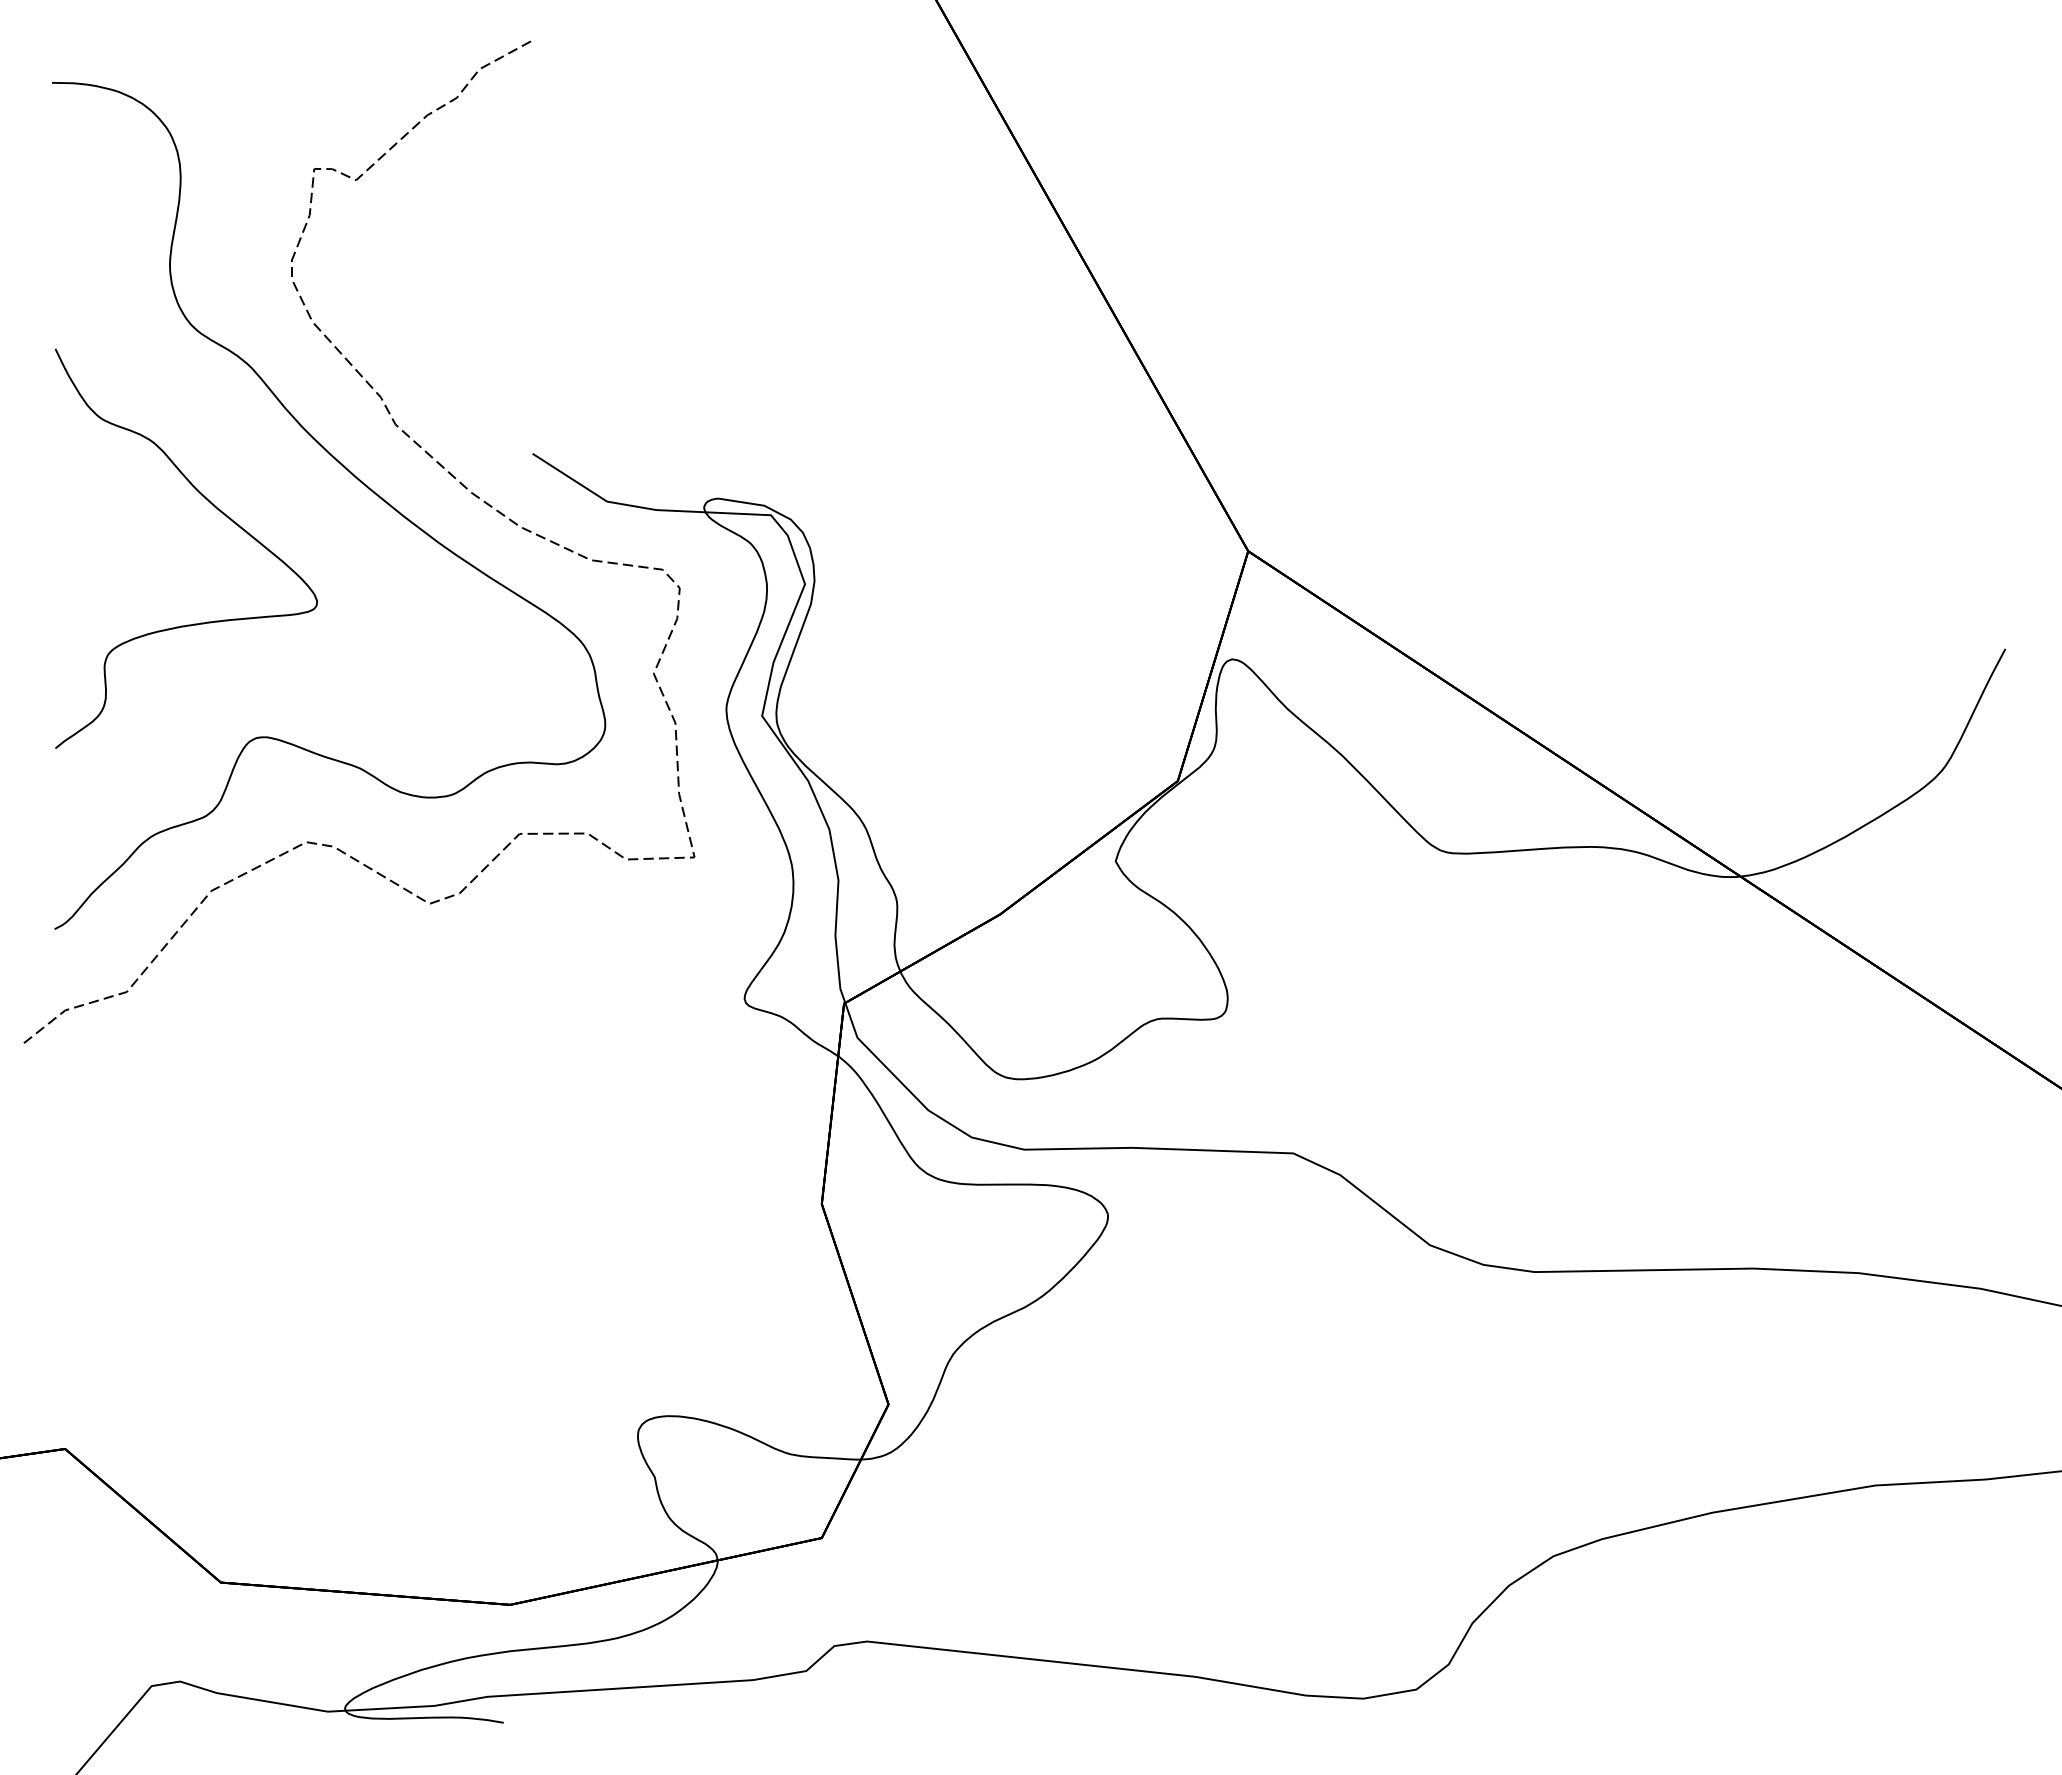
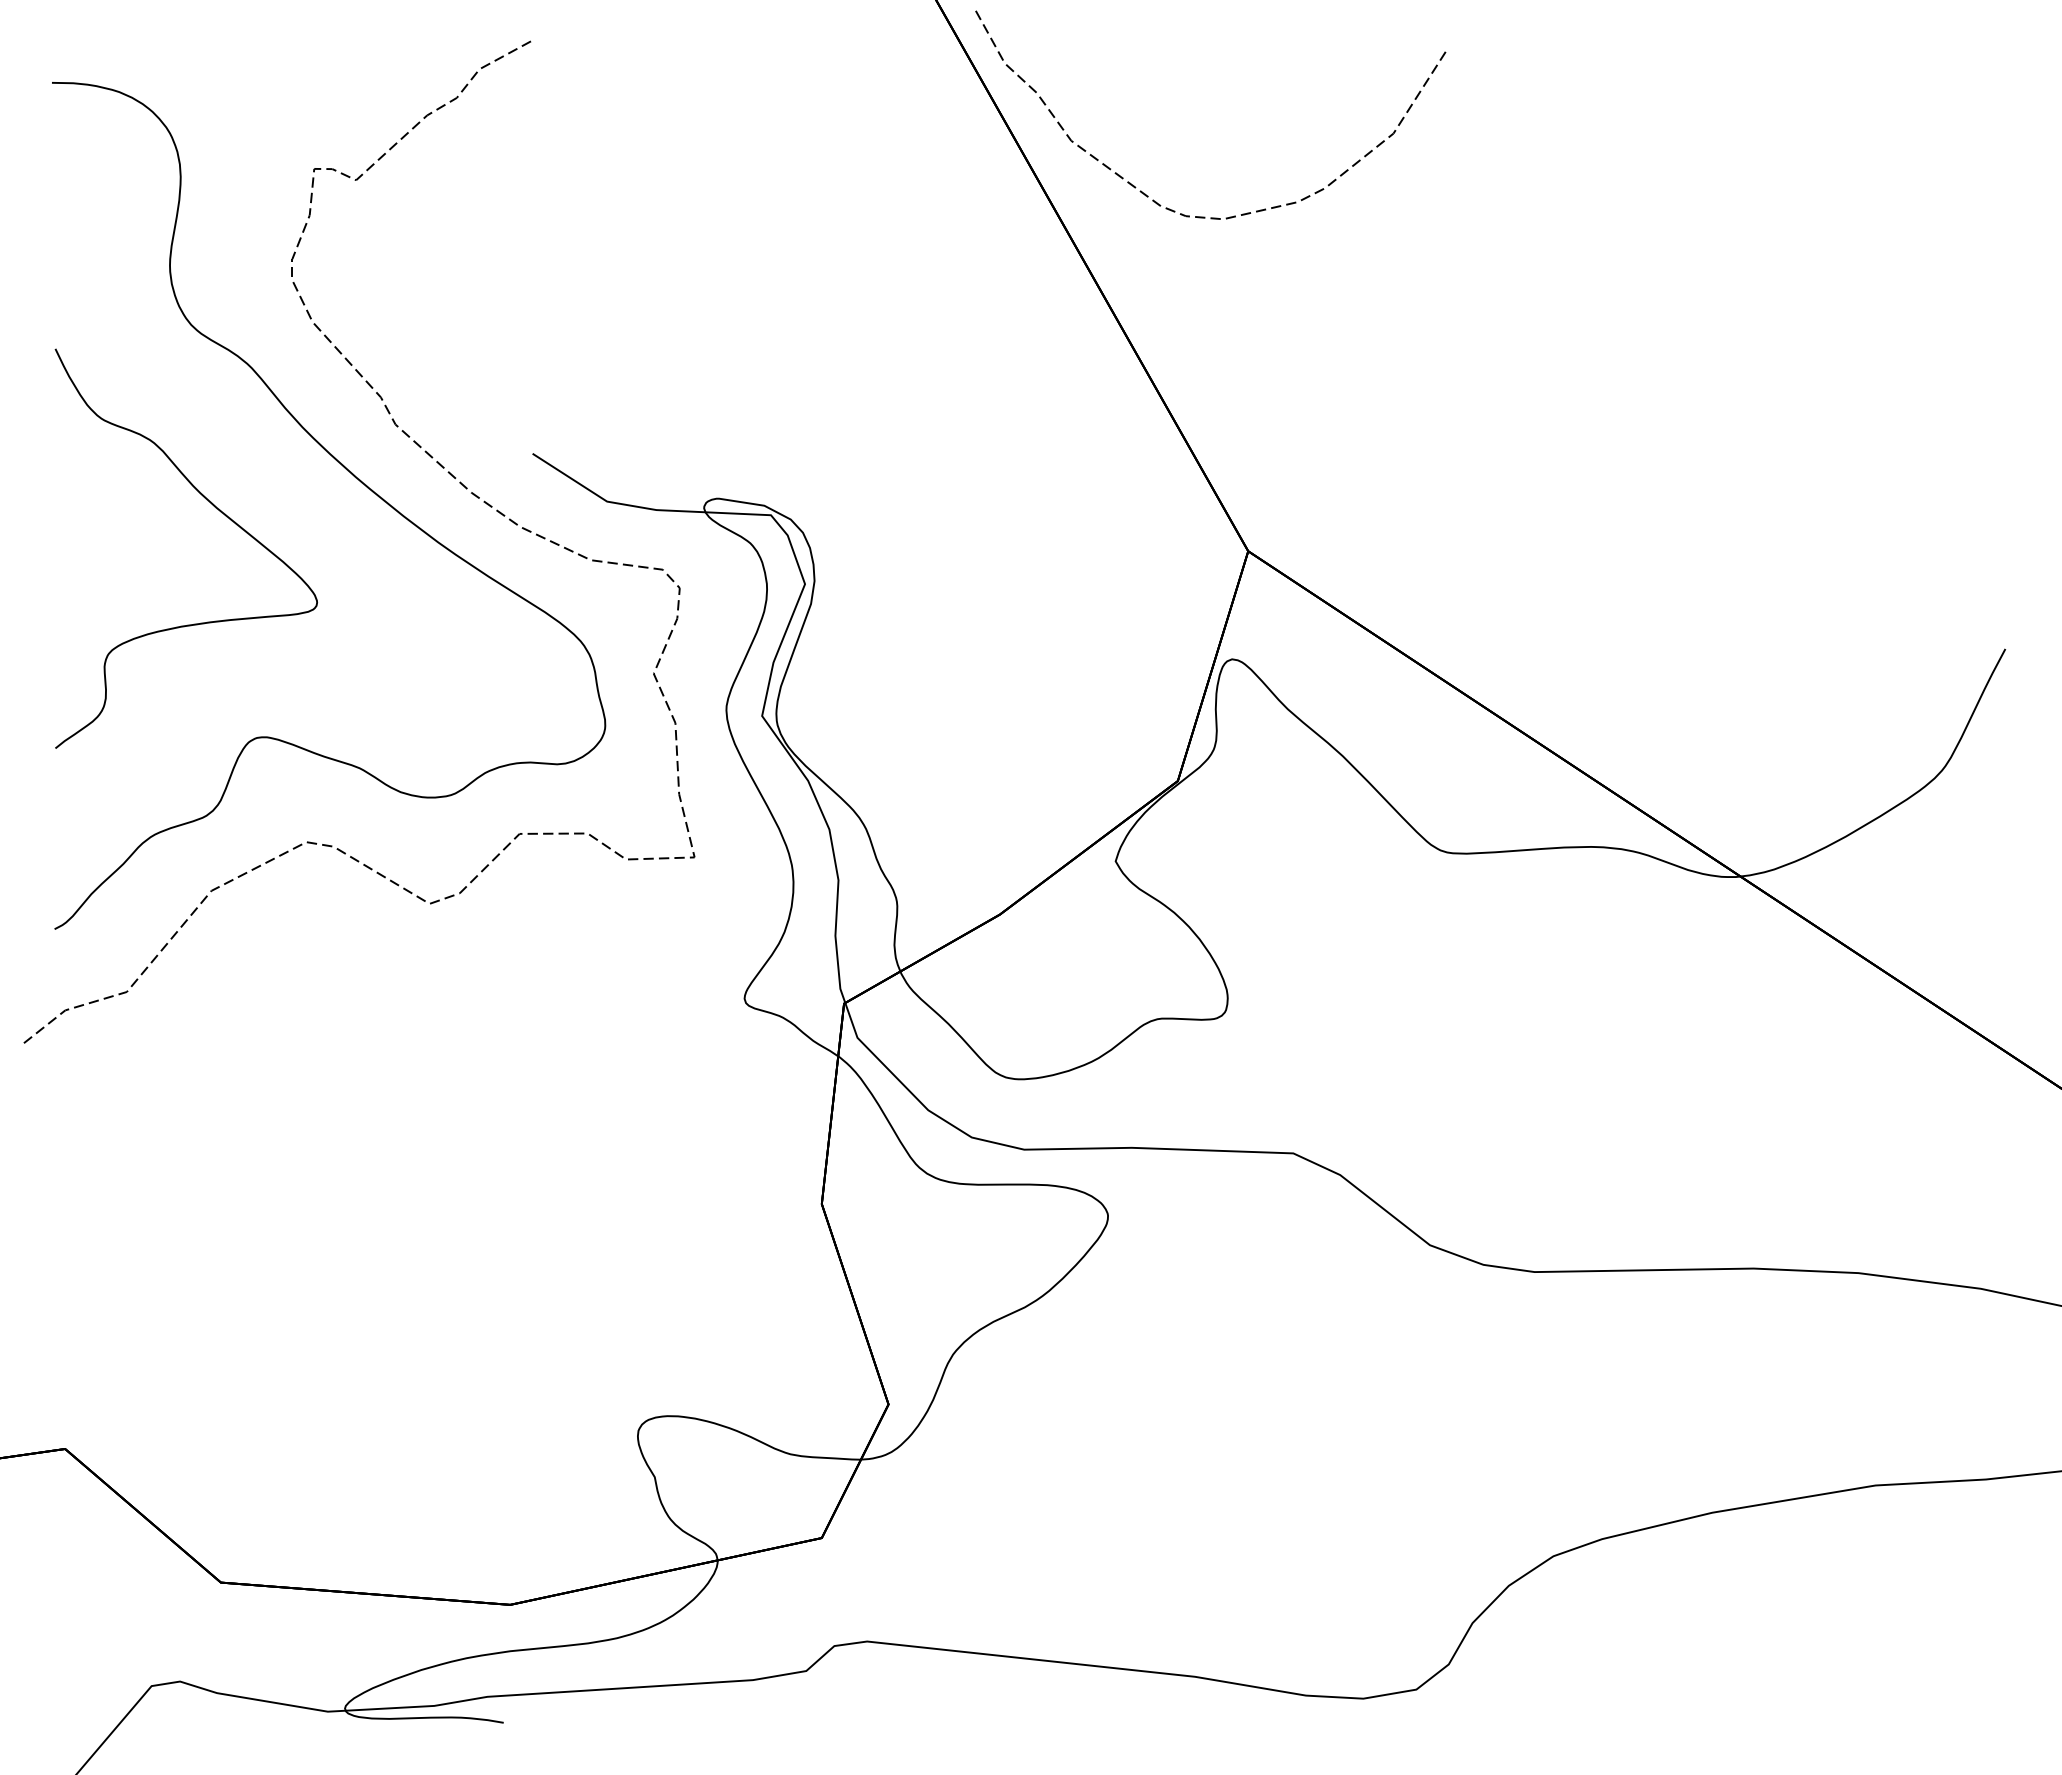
curve: none -> present (1204, 216)
